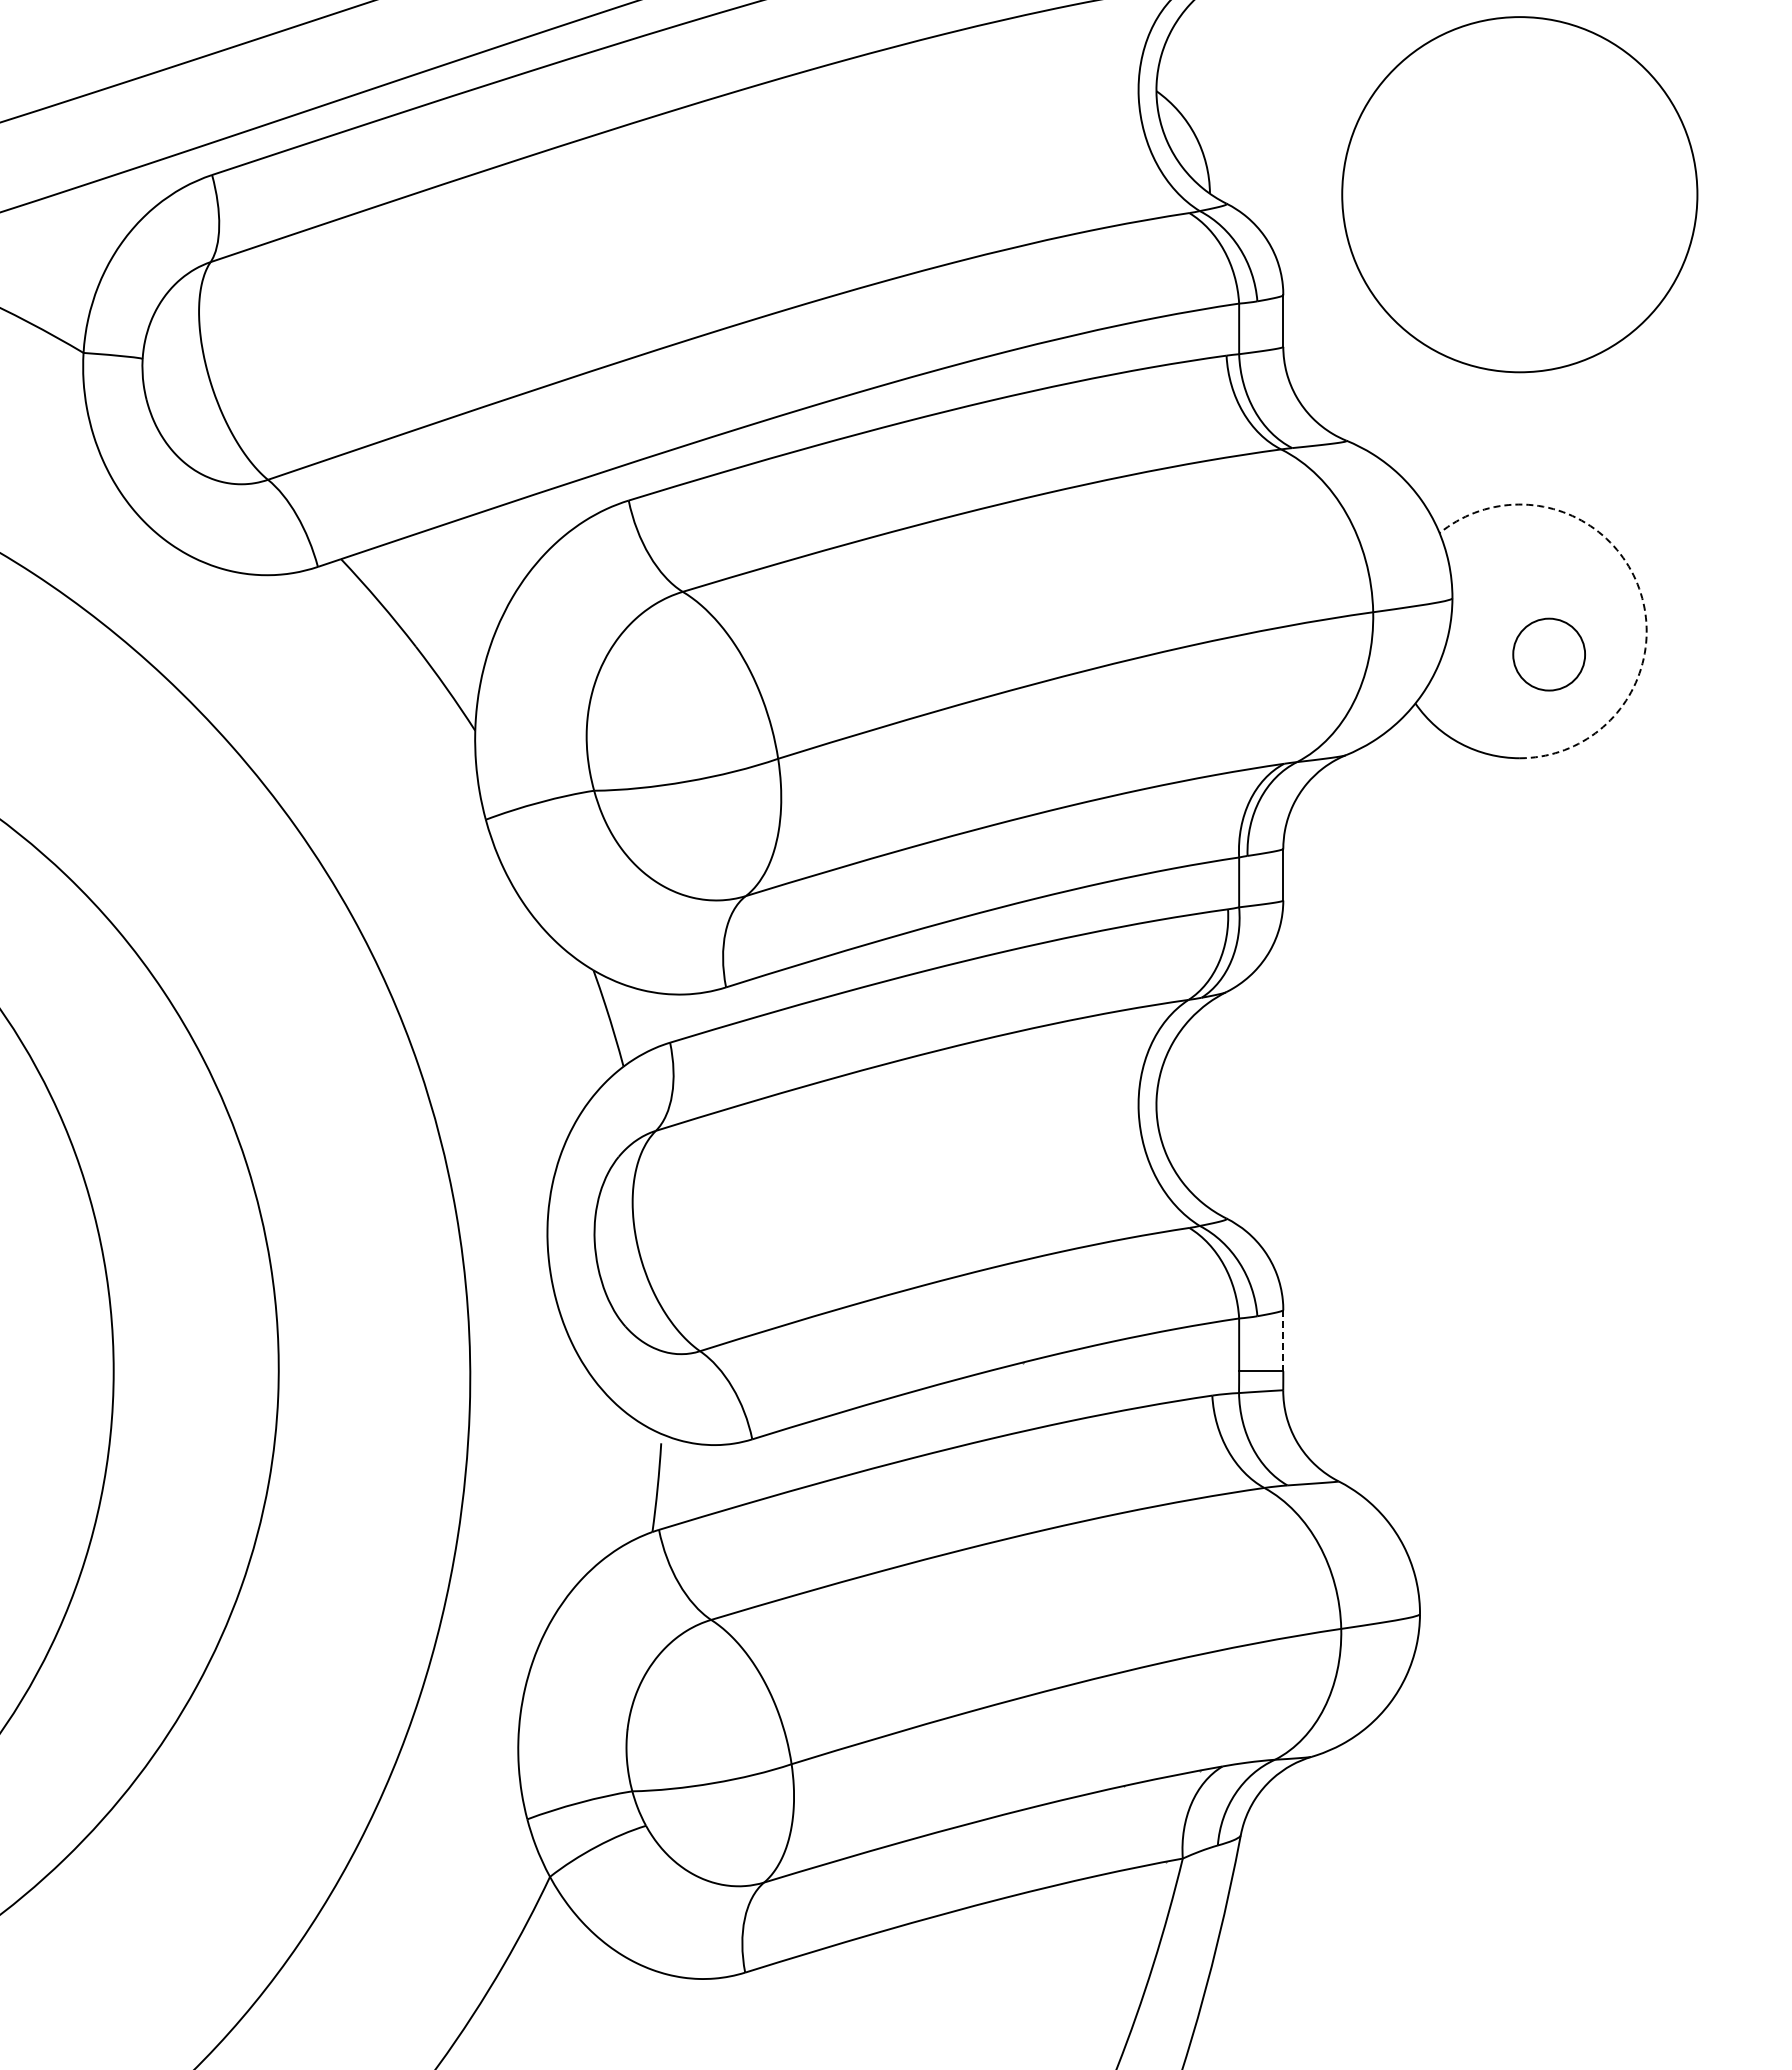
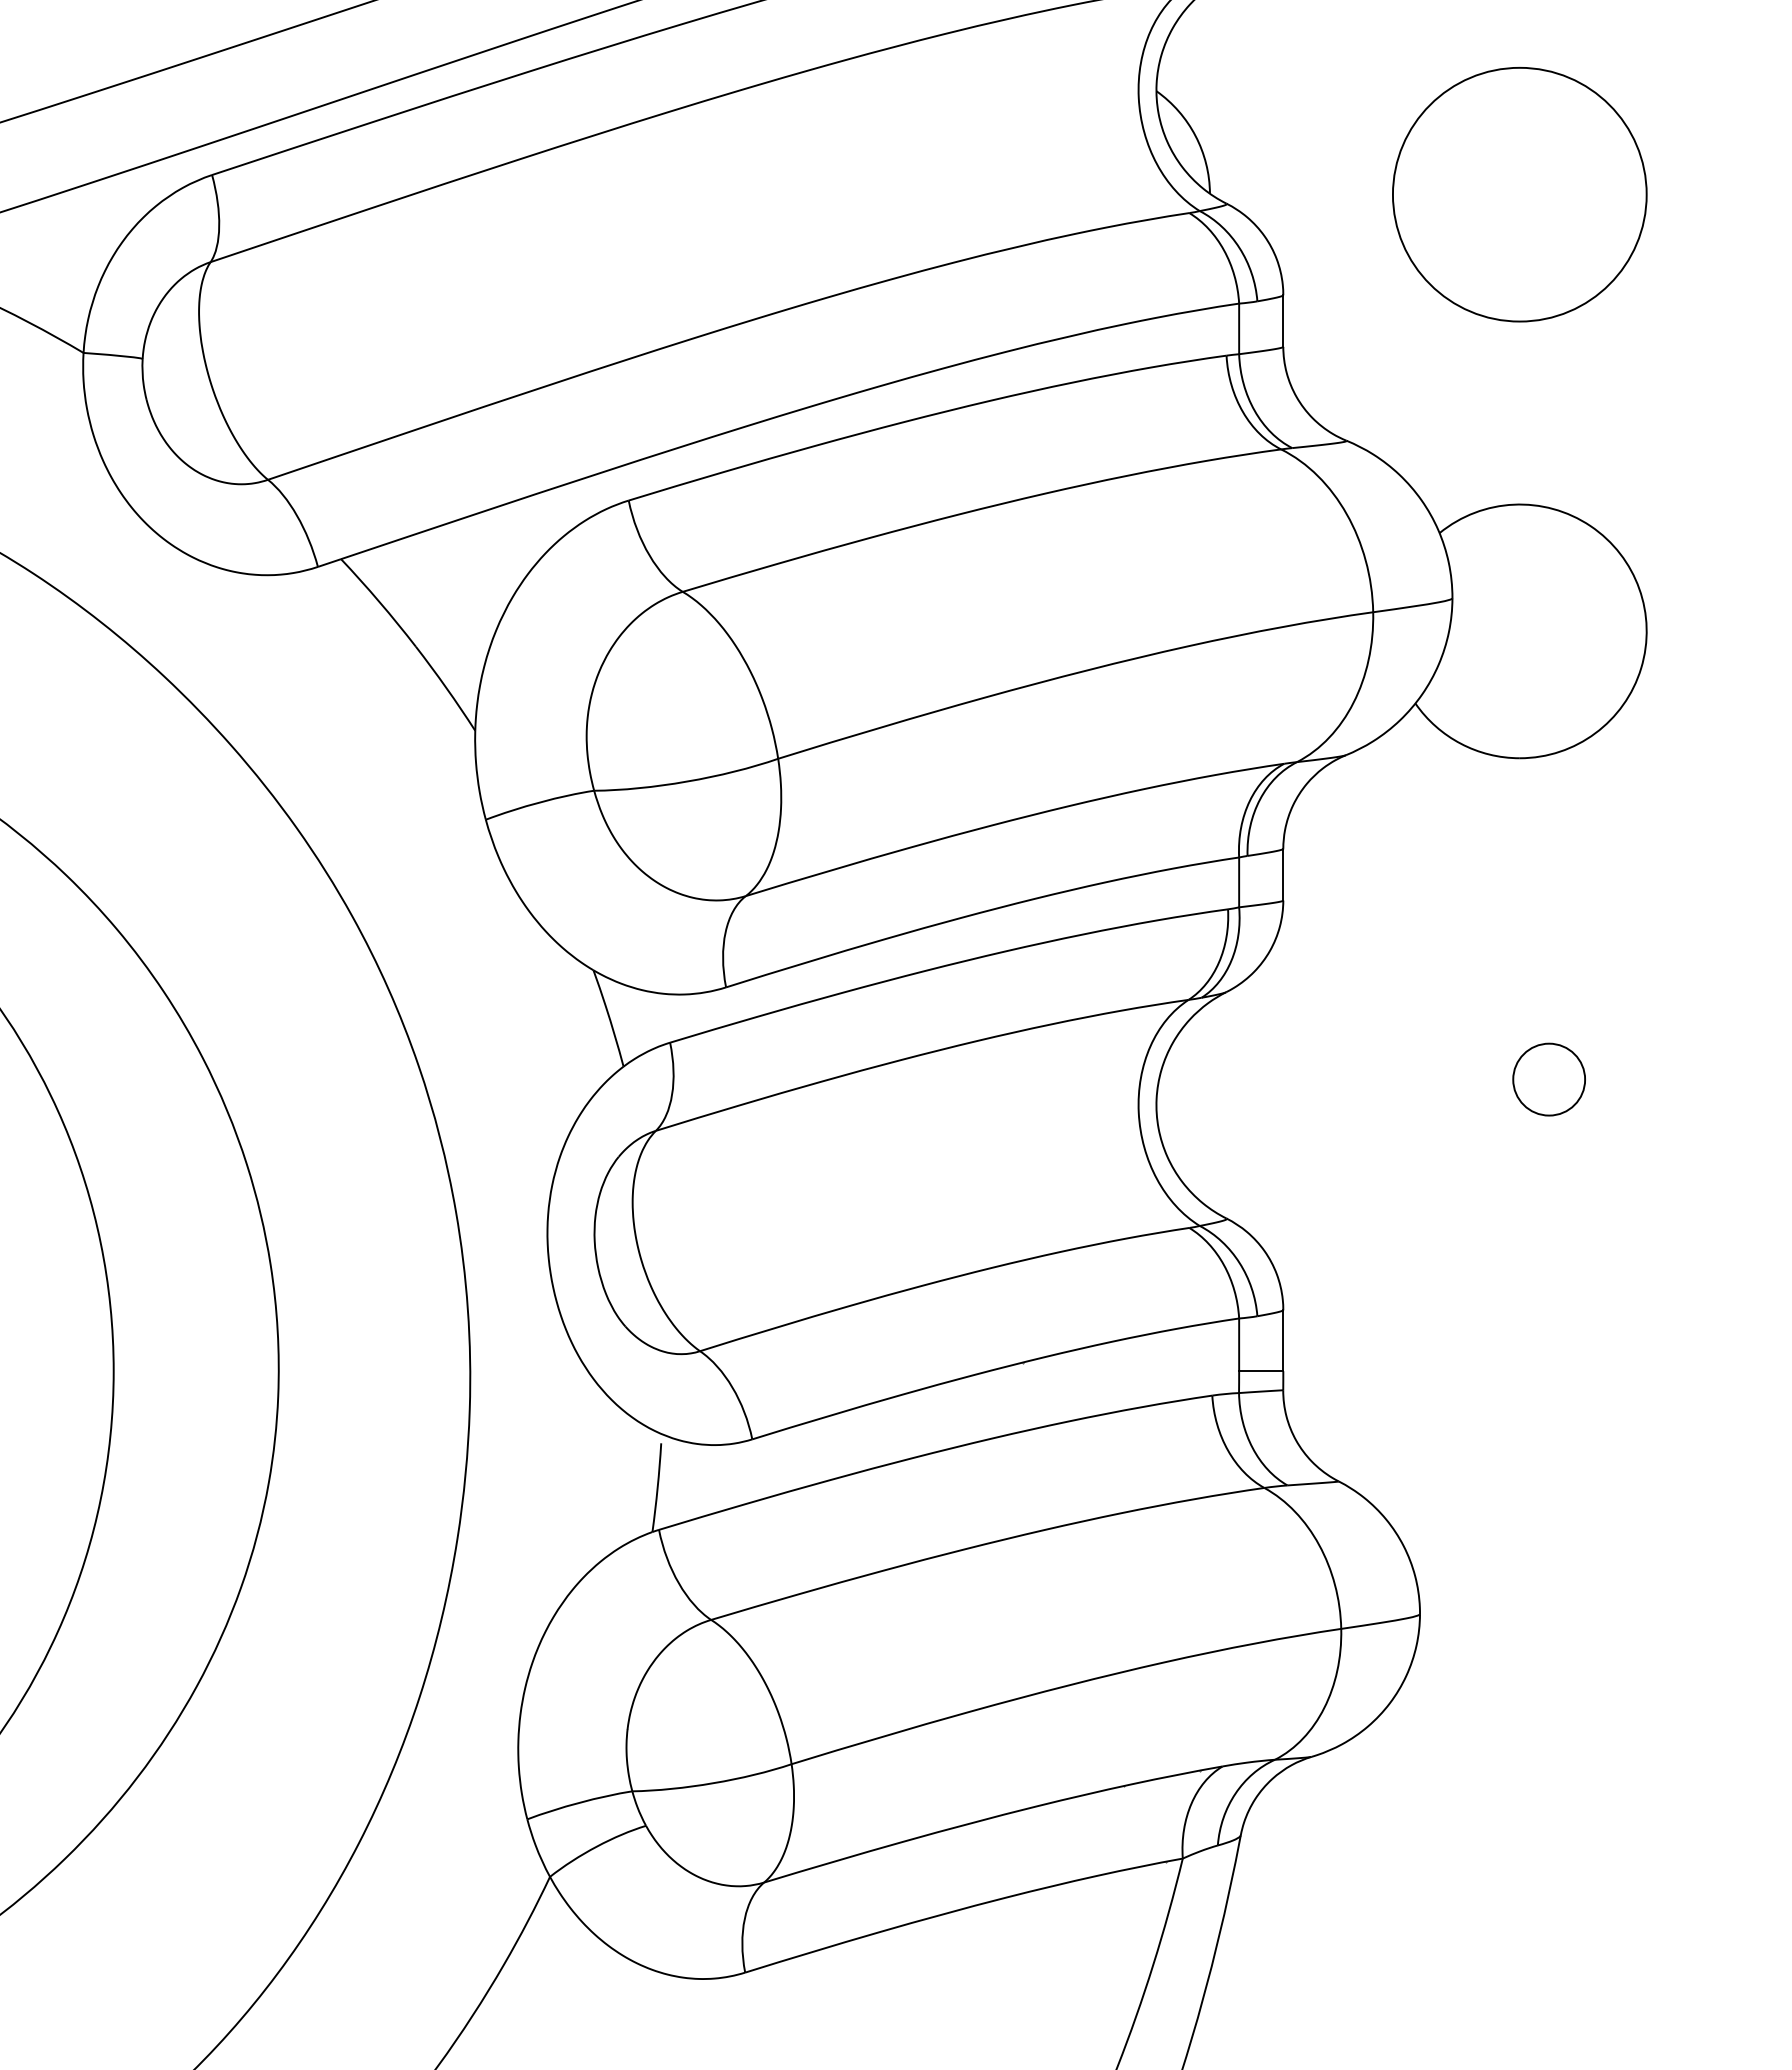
circle diameter: 355 px -> 254 px (1519, 194)
arc: dashed -> solid (1639, 588)
circle position: (1548, 654) -> (1548, 1079) (1548, 1079)
line: dashed -> solid (1283, 1340)
